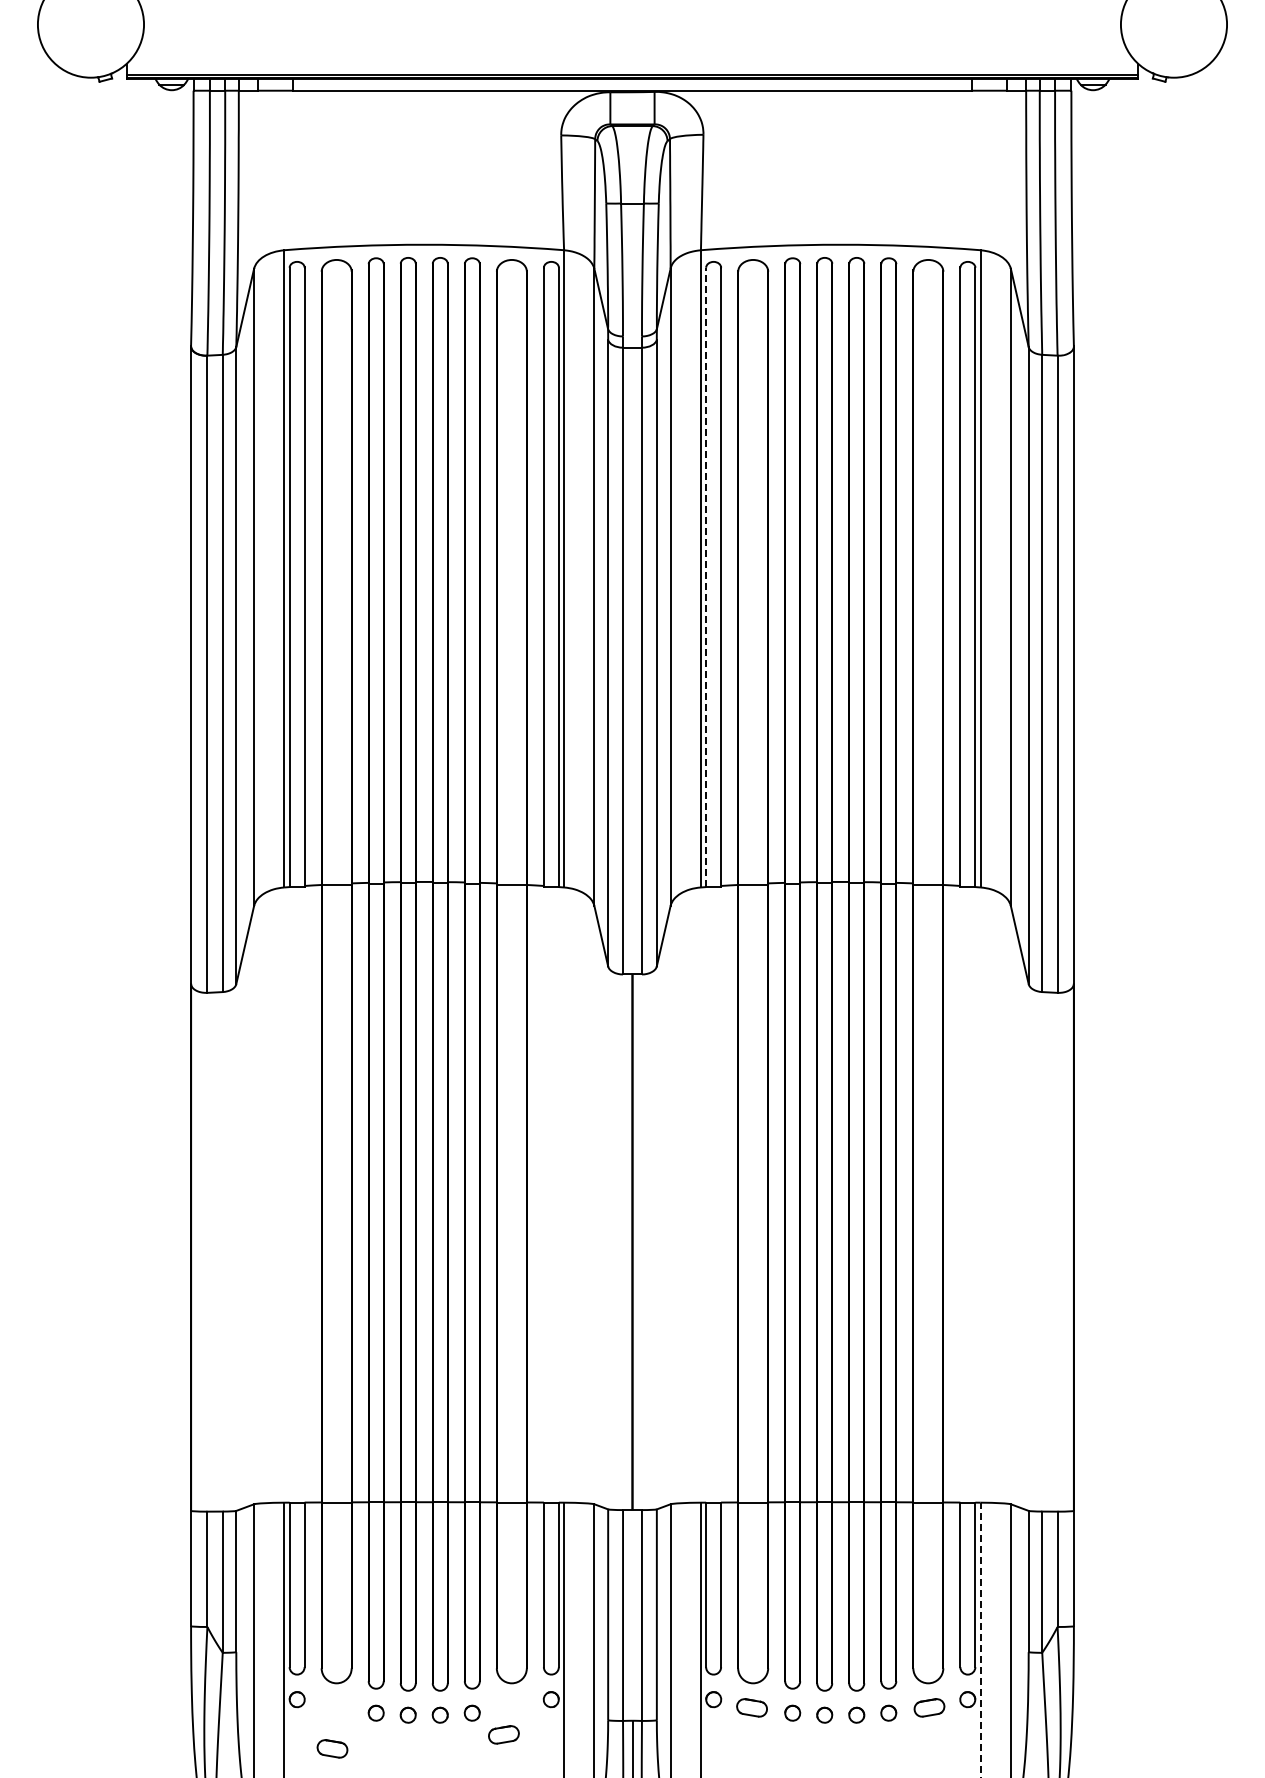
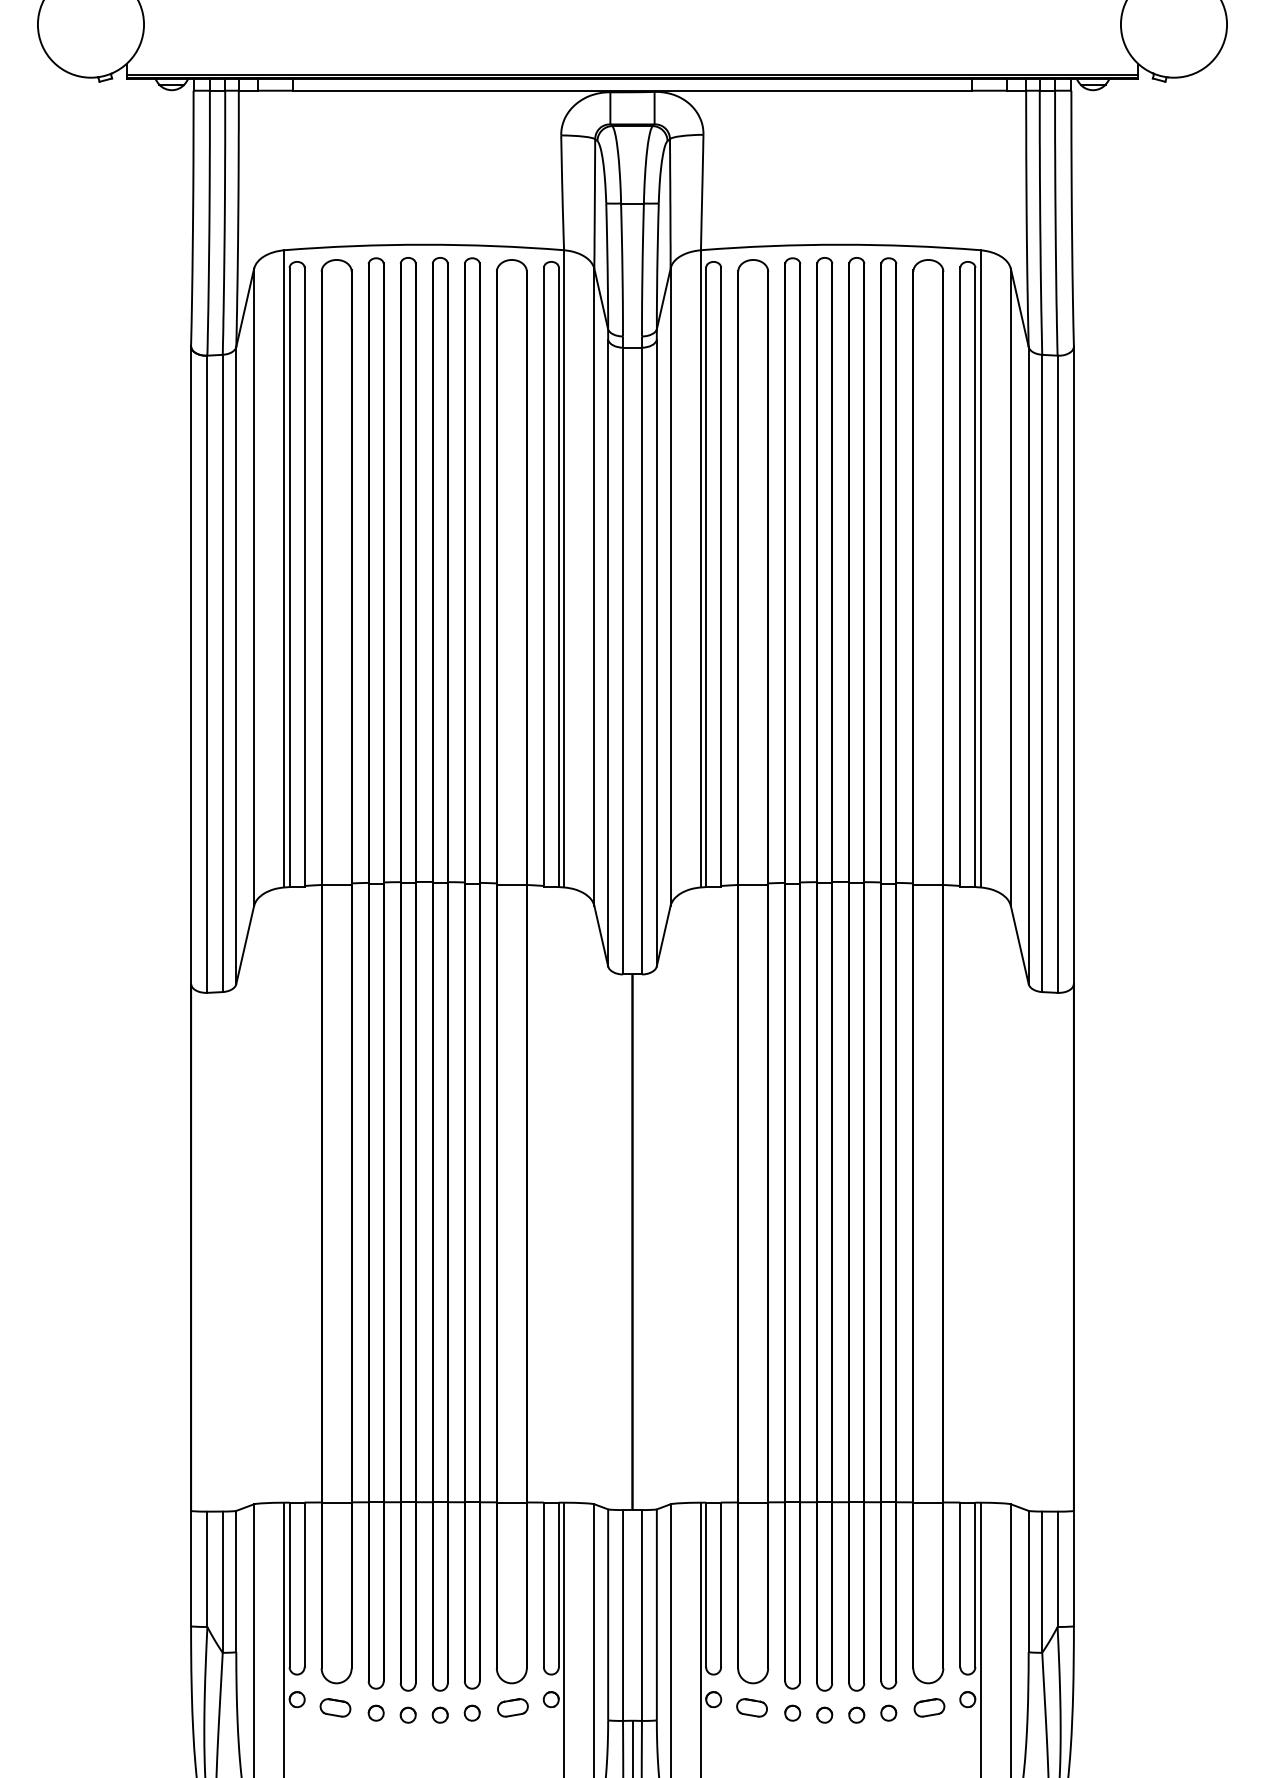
line: dashed -> solid (706, 577)
line: dashed -> solid (980, 1639)
part position: (503, 1734) -> (512, 1707) (512, 1707)
part position: (332, 1748) -> (335, 1707) (335, 1707)
